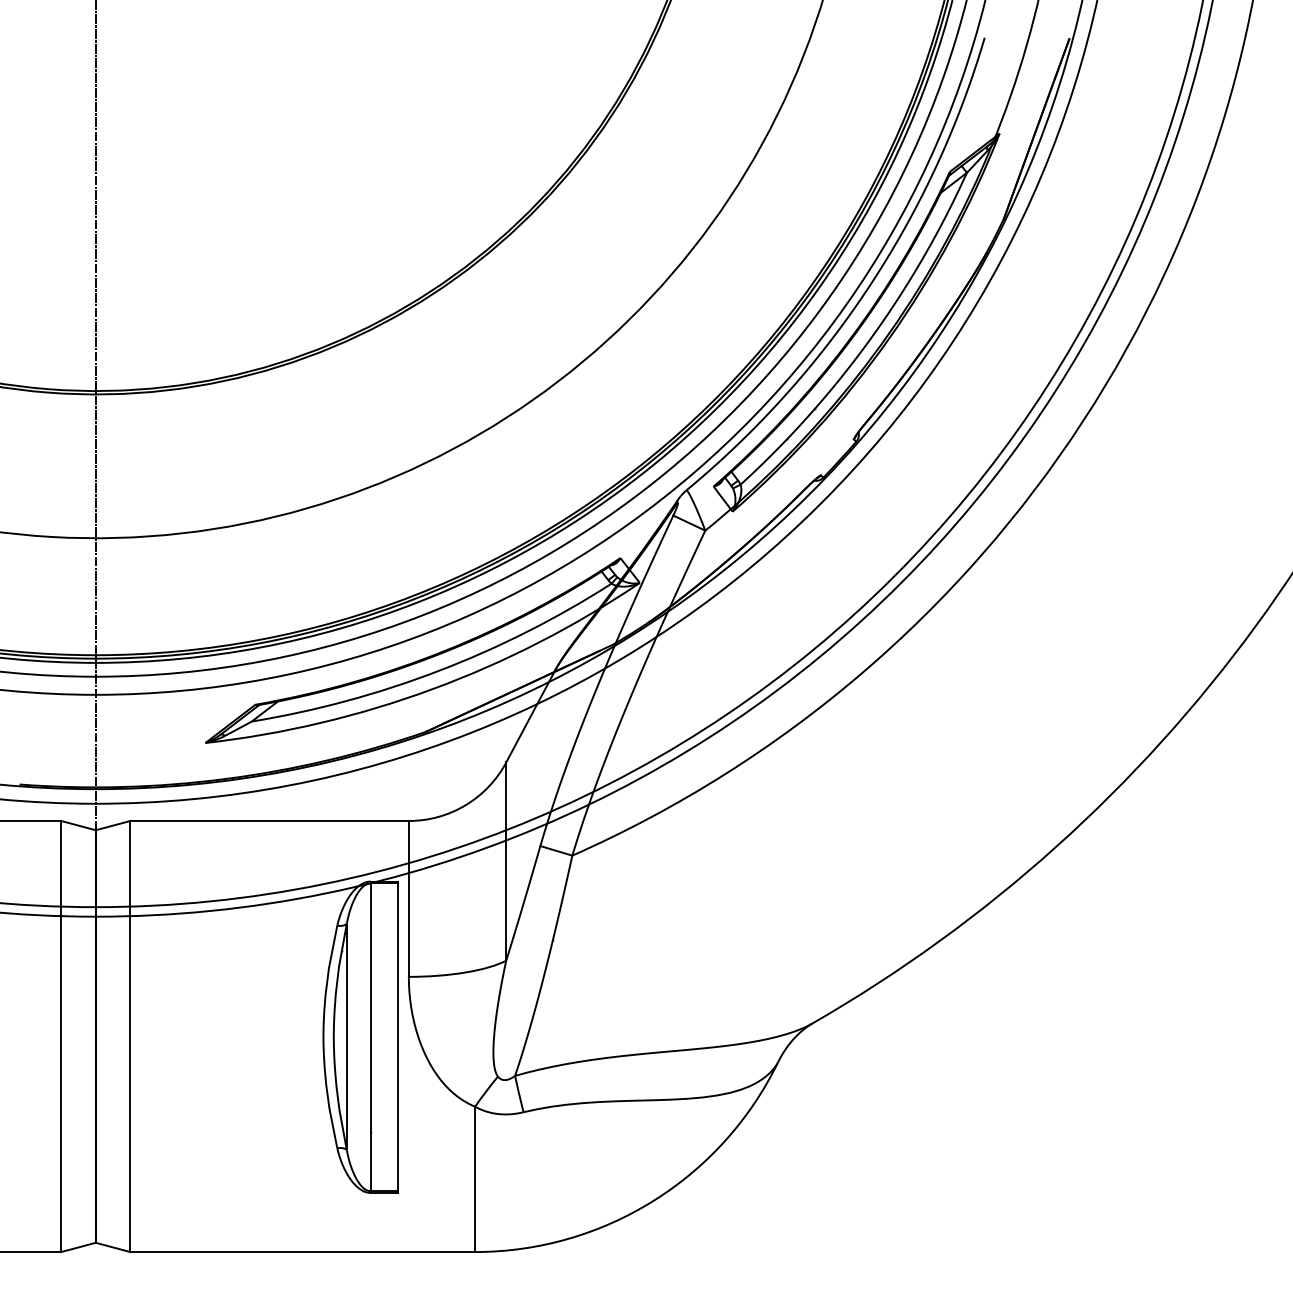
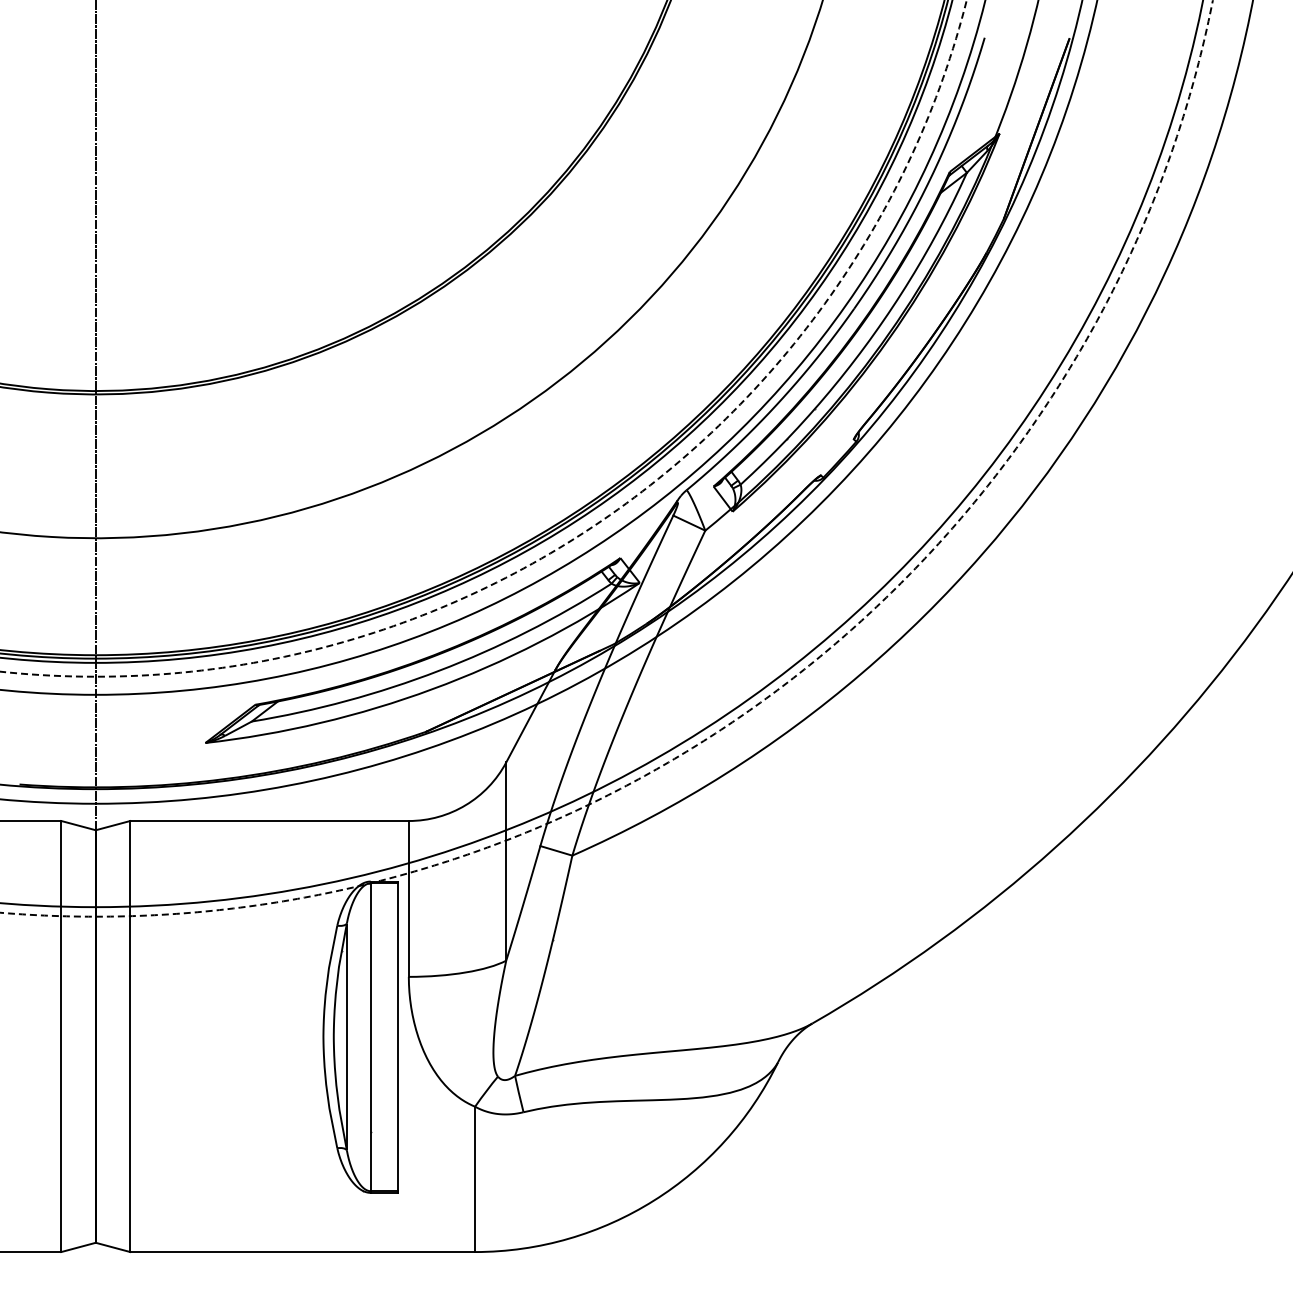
circle: solid -> dashed (606, 458)
arc: solid -> dashed (608, 515)
